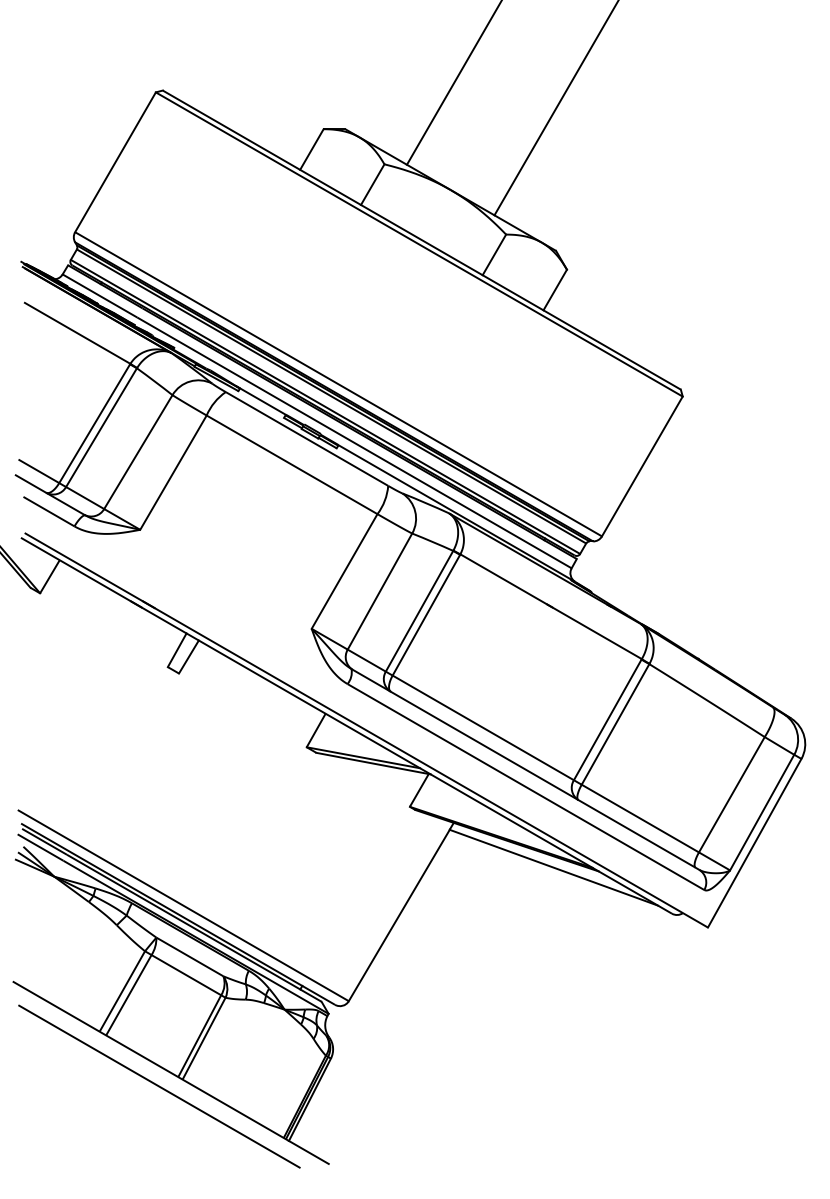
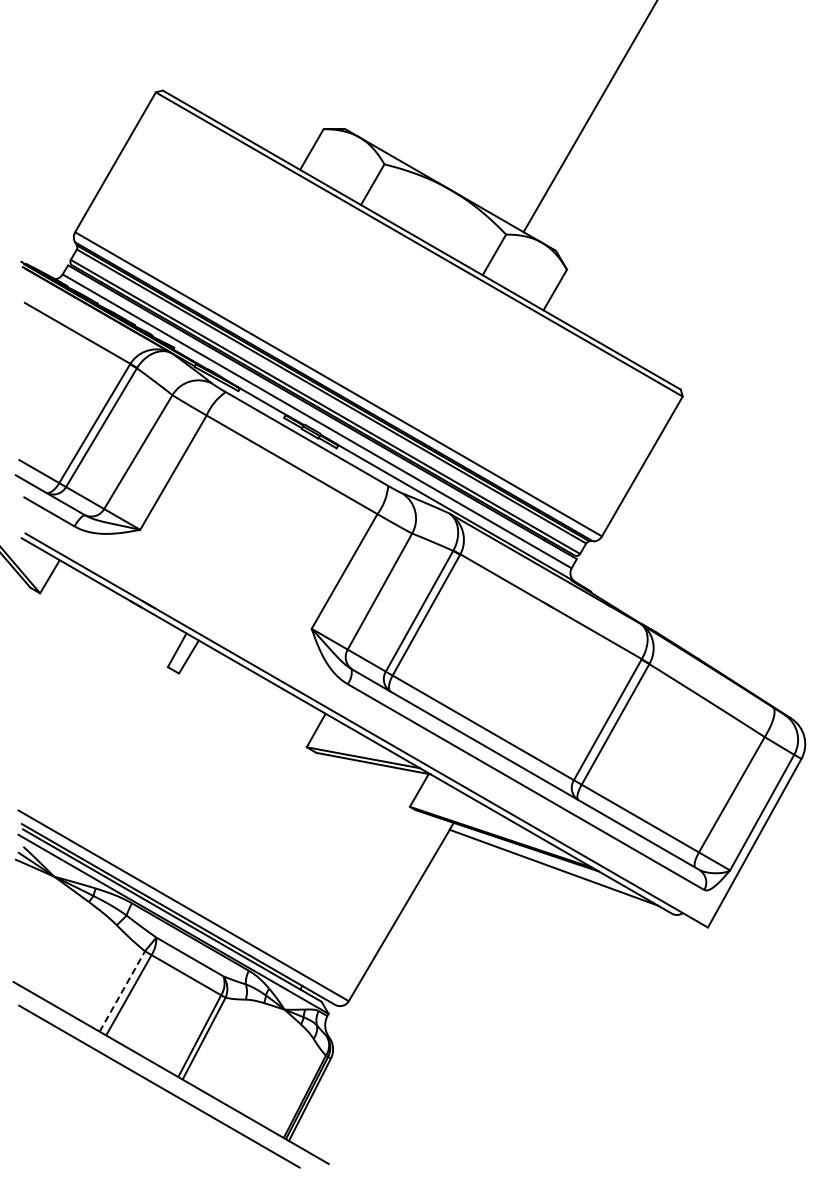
line: present -> none (453, 83)
line position: (555, 108) -> (589, 117) (589, 117)
line: solid -> dashed (122, 992)
